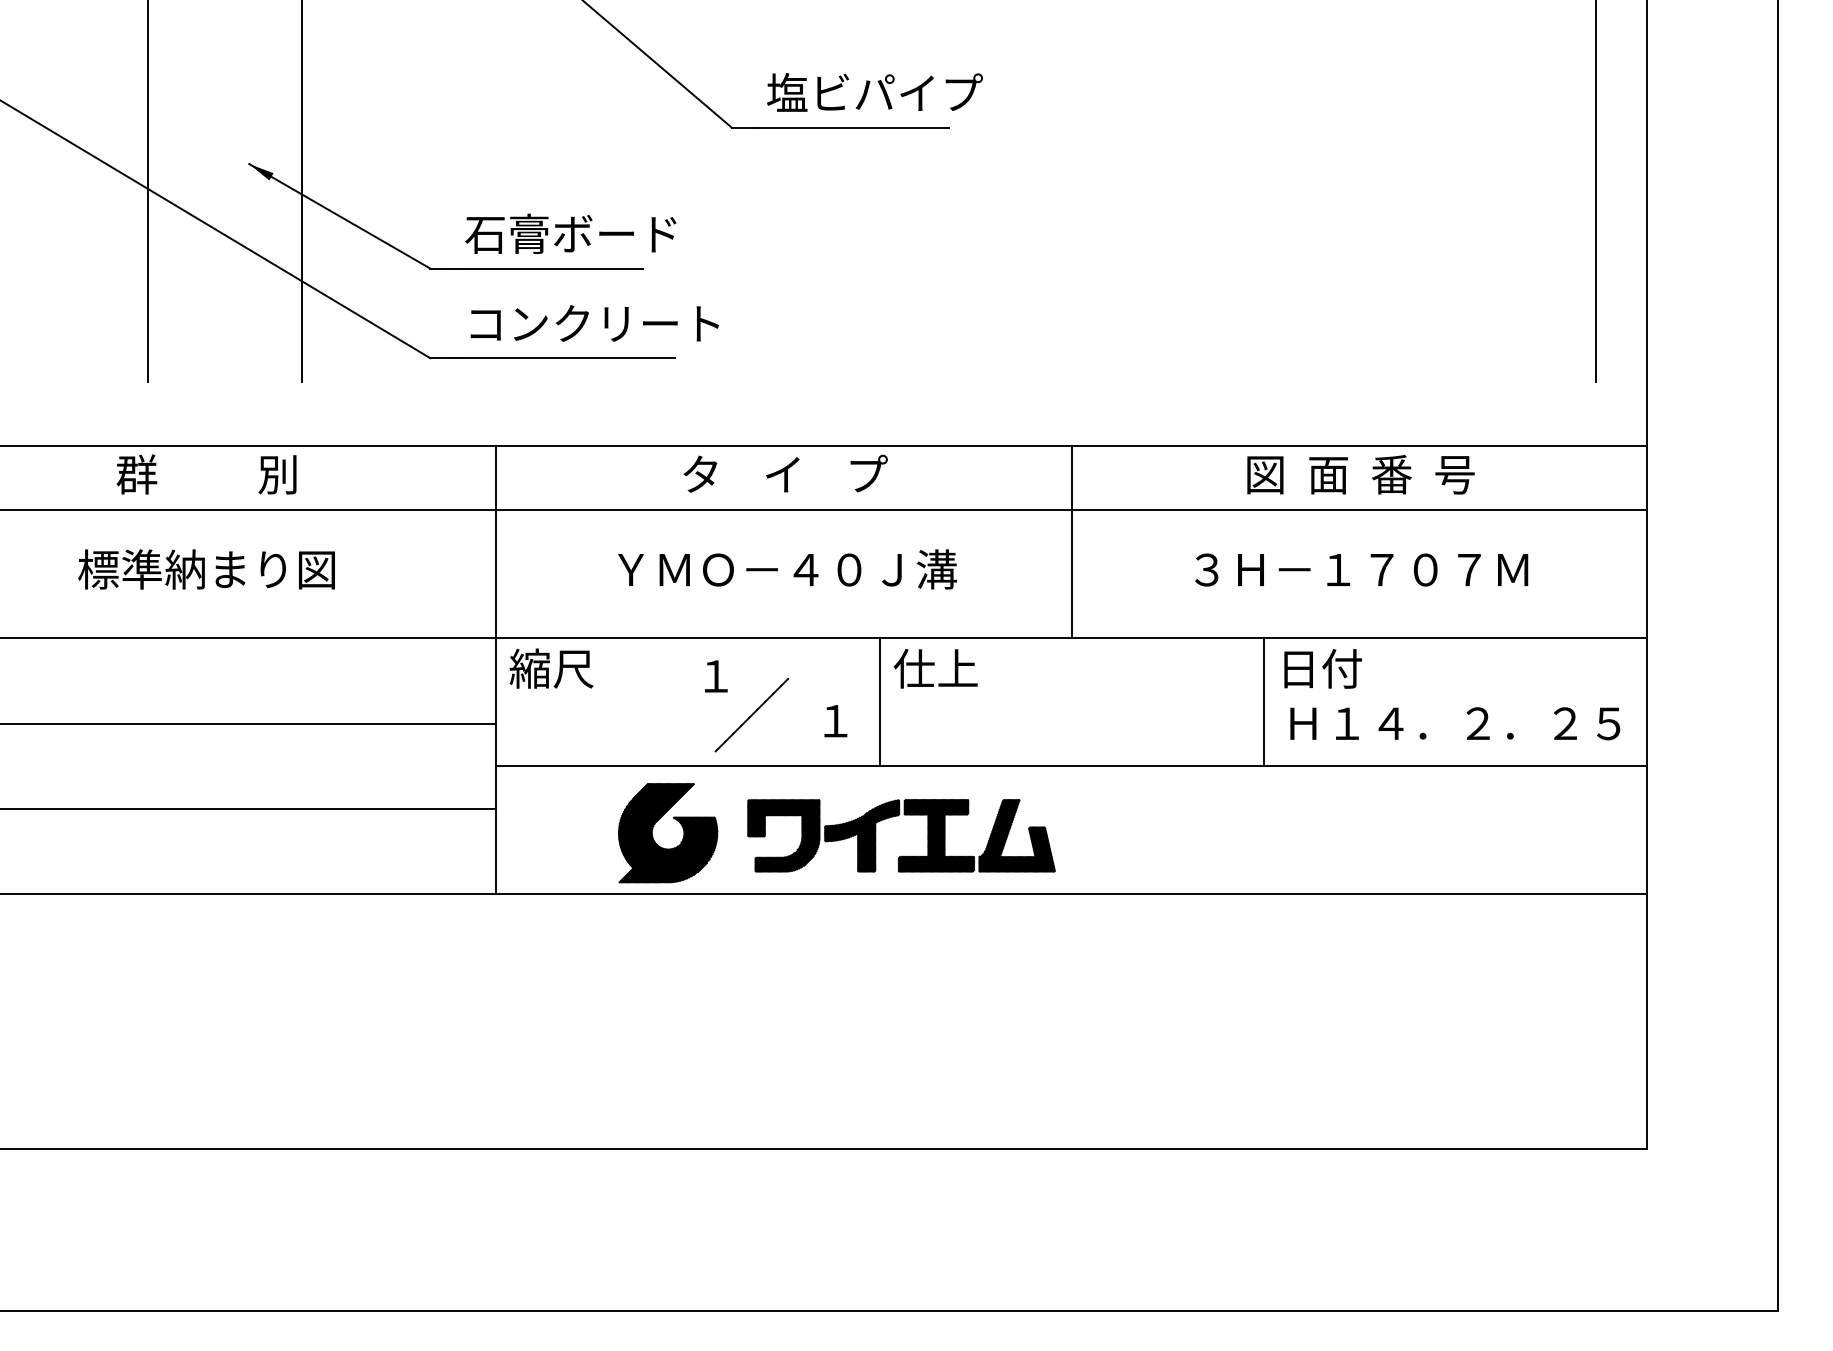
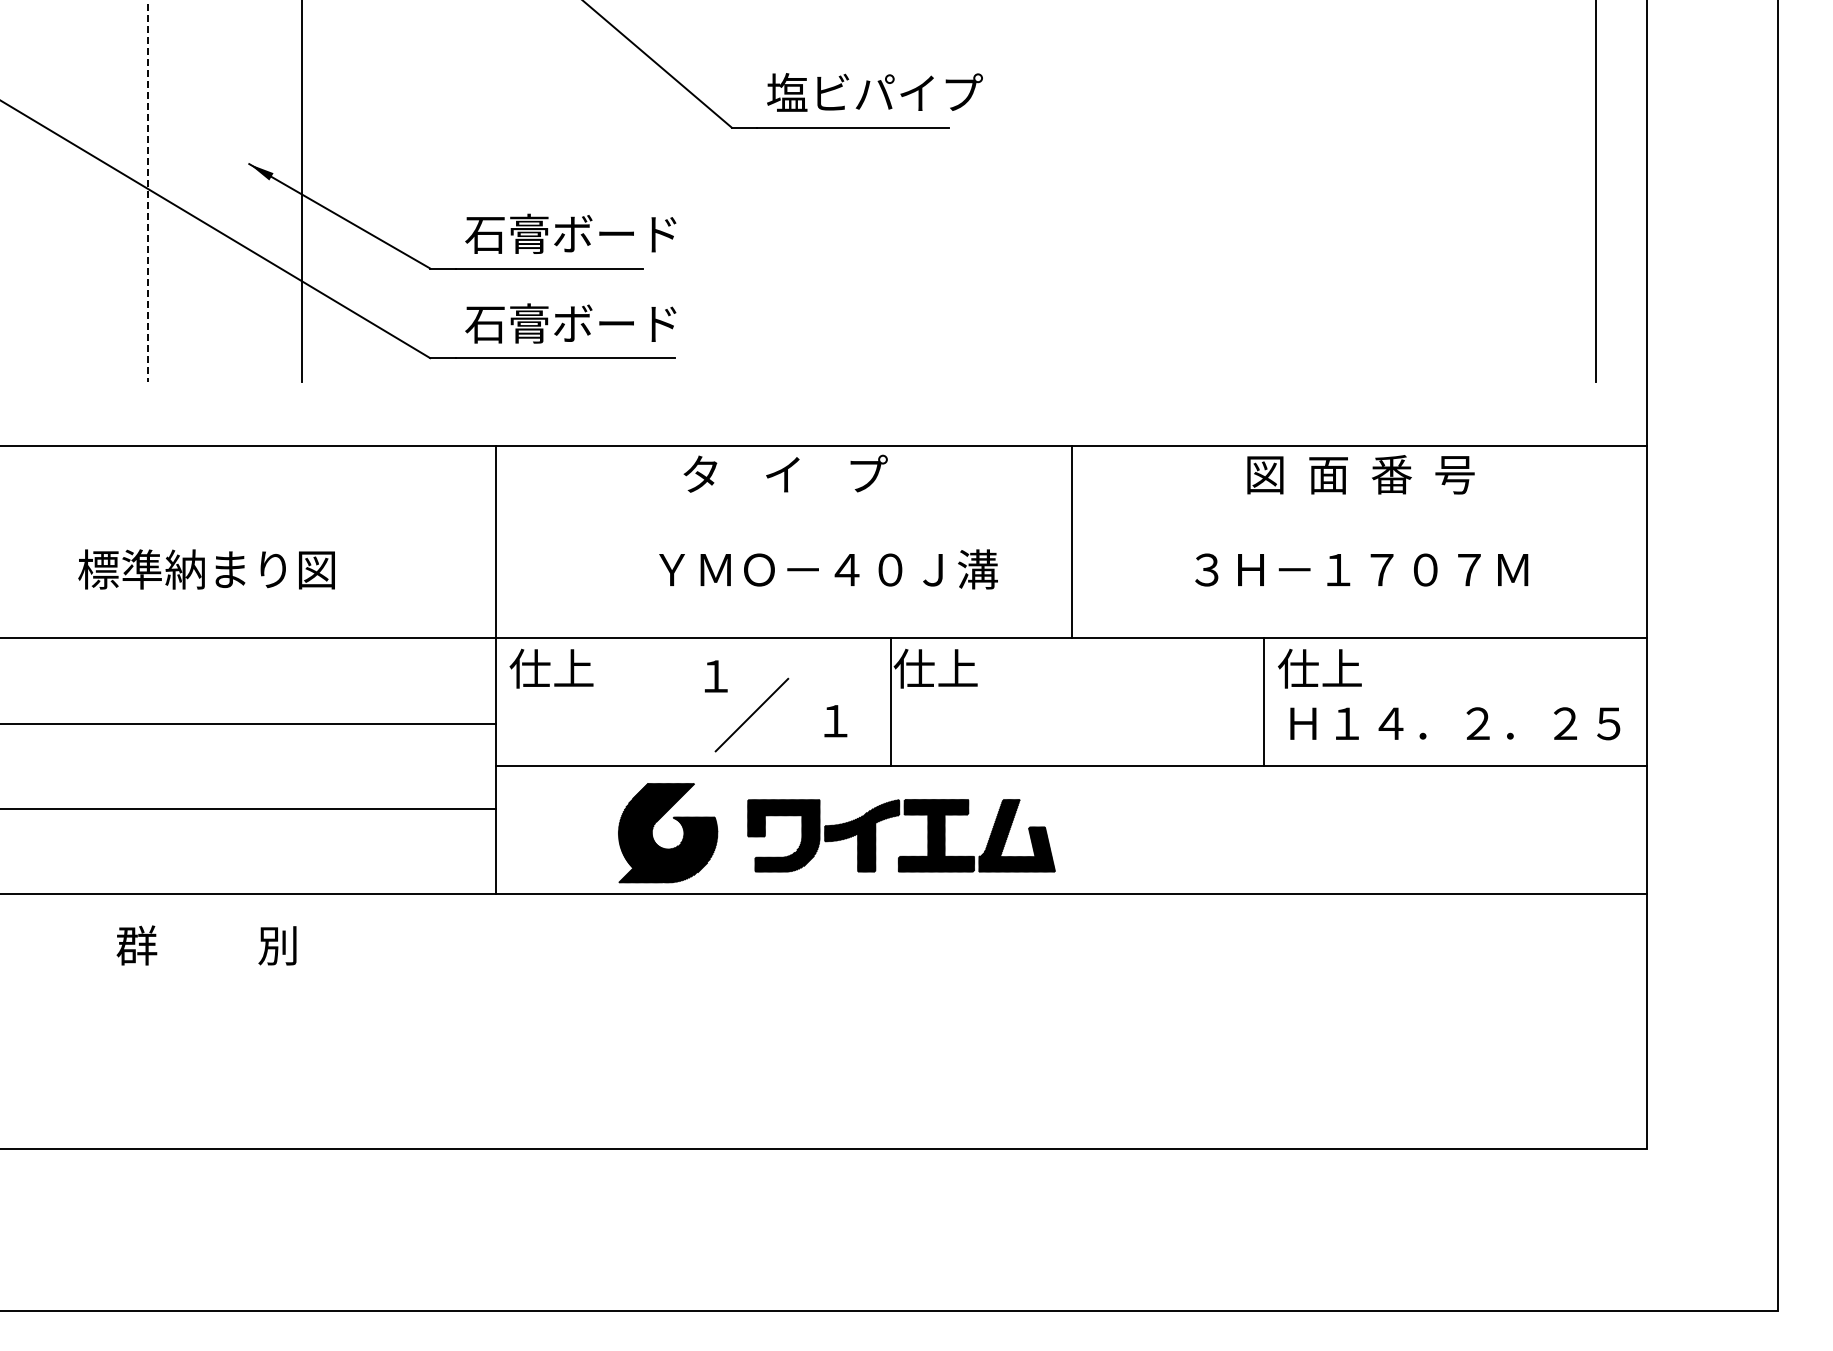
line: solid -> dashed (148, 191)
text: コンクリート -> 石膏ボード (591, 323)
text position: (206, 474) -> (206, 945) (206, 945)
line: present -> none (824, 510)
text position: (787, 569) -> (828, 569) (828, 569)
text: 縮尺 -> 仕上 (551, 668)
text: 日付 -> 仕上 (1319, 668)
line position: (880, 702) -> (891, 702) (891, 702)
